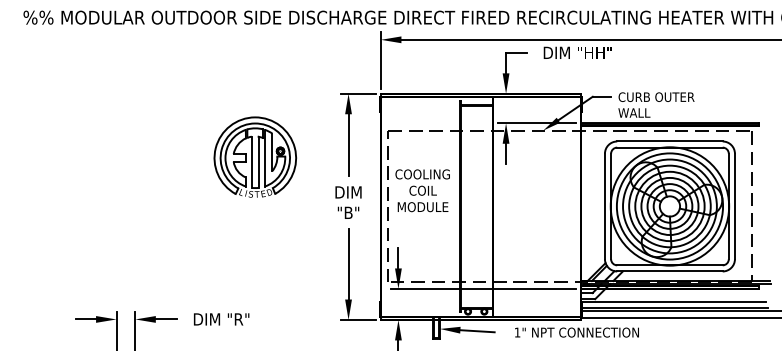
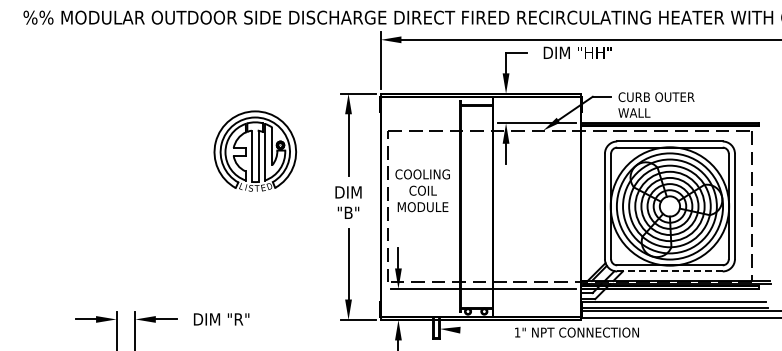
part position: (255, 156) -> (255, 150) (255, 150)
line: solid -> dashed (669, 271)
line: present -> none (477, 331)
